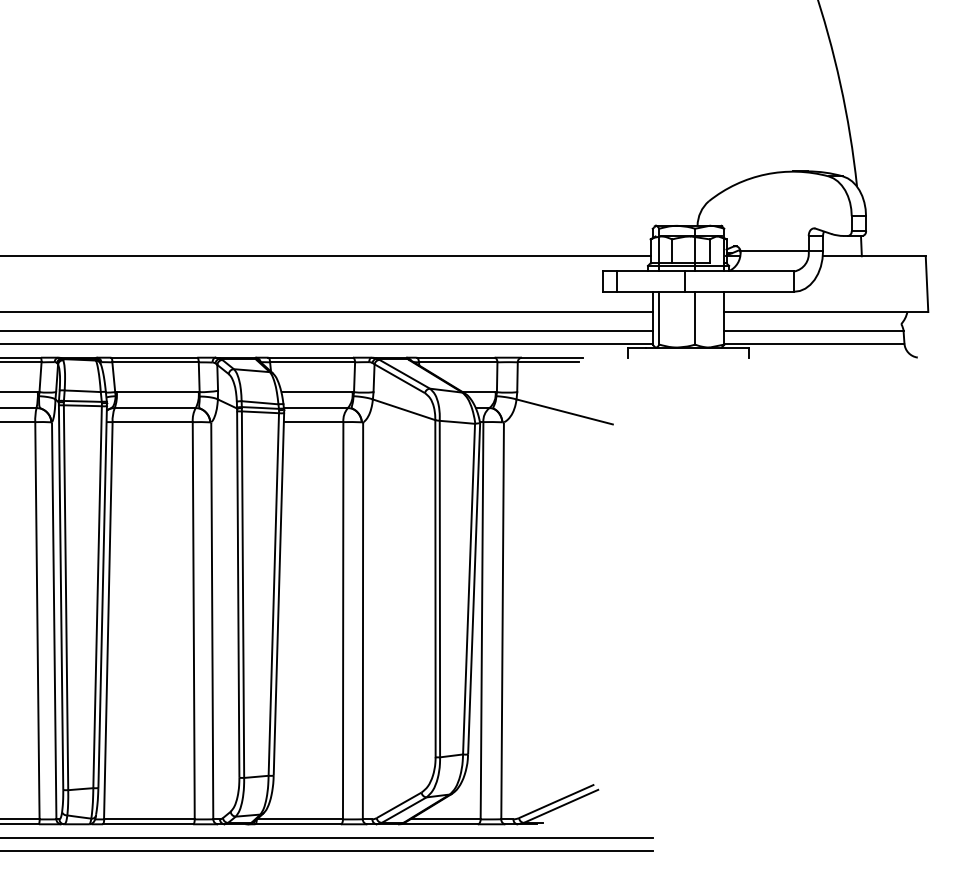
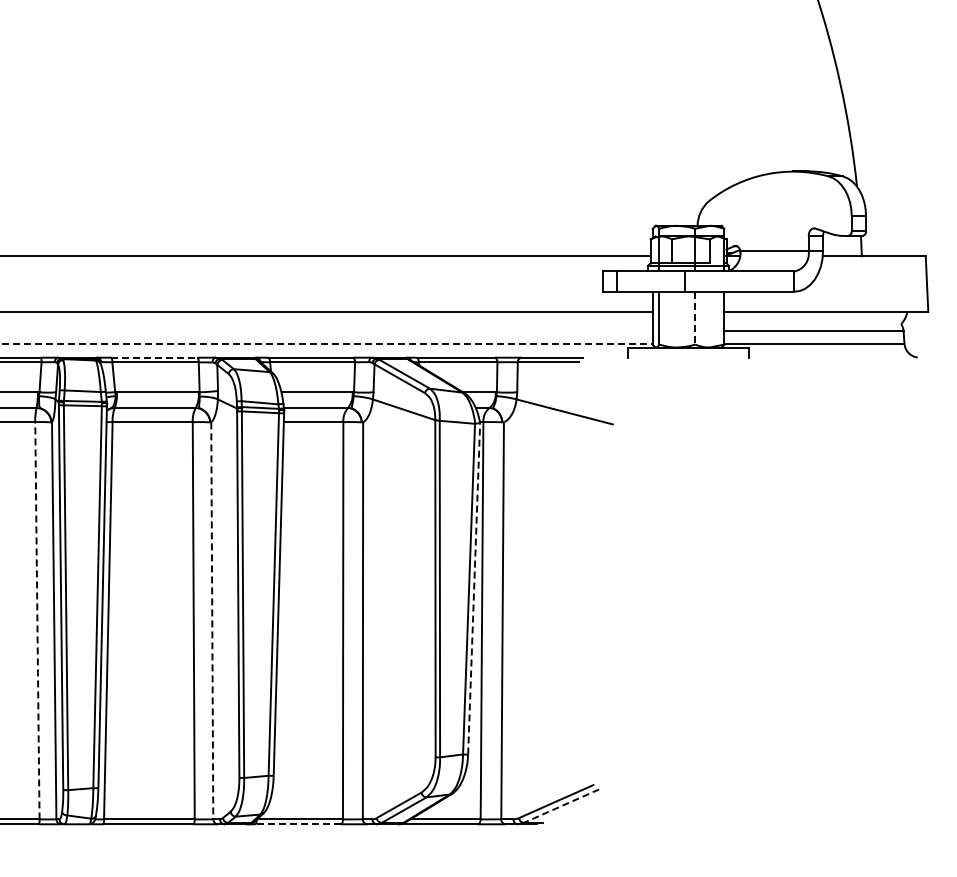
line: solid -> dashed (695, 318)
line: present -> none (327, 331)
line: solid -> dashed (326, 343)
line: solid -> dashed (154, 357)
line: solid -> dashed (474, 589)
line: solid -> dashed (37, 621)
line: solid -> dashed (212, 622)
line: solid -> dashed (562, 805)
line: solid -> dashed (297, 824)
line: present -> none (327, 838)
line: present -> none (327, 850)
